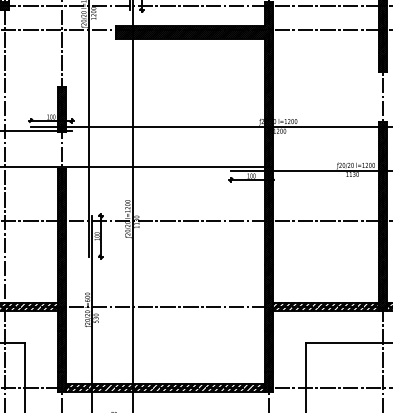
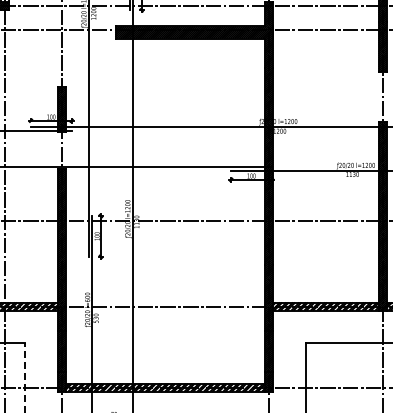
line: solid -> dashed (25, 377)
